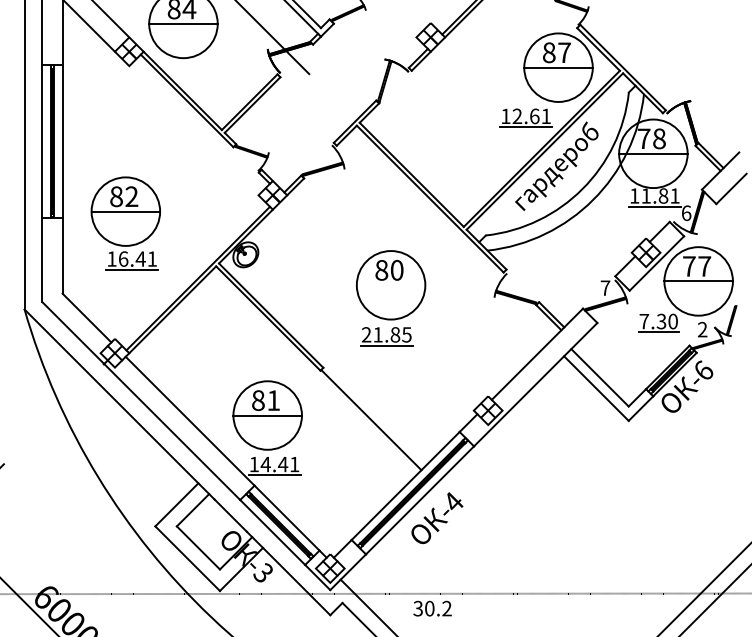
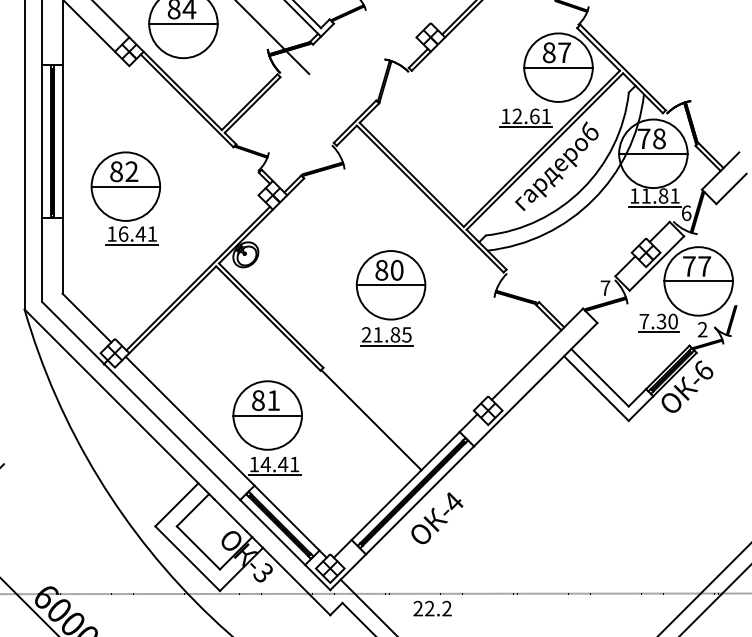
part position: (125, 223) -> (125, 198) (125, 198)
line: none -> present (390, 285)
text: 30.2 -> 22.2 (423, 608)
